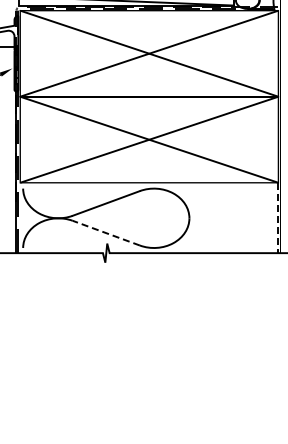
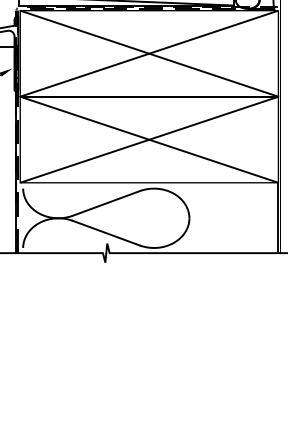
line: dashed -> solid (278, 218)
line: dashed -> solid (106, 233)
